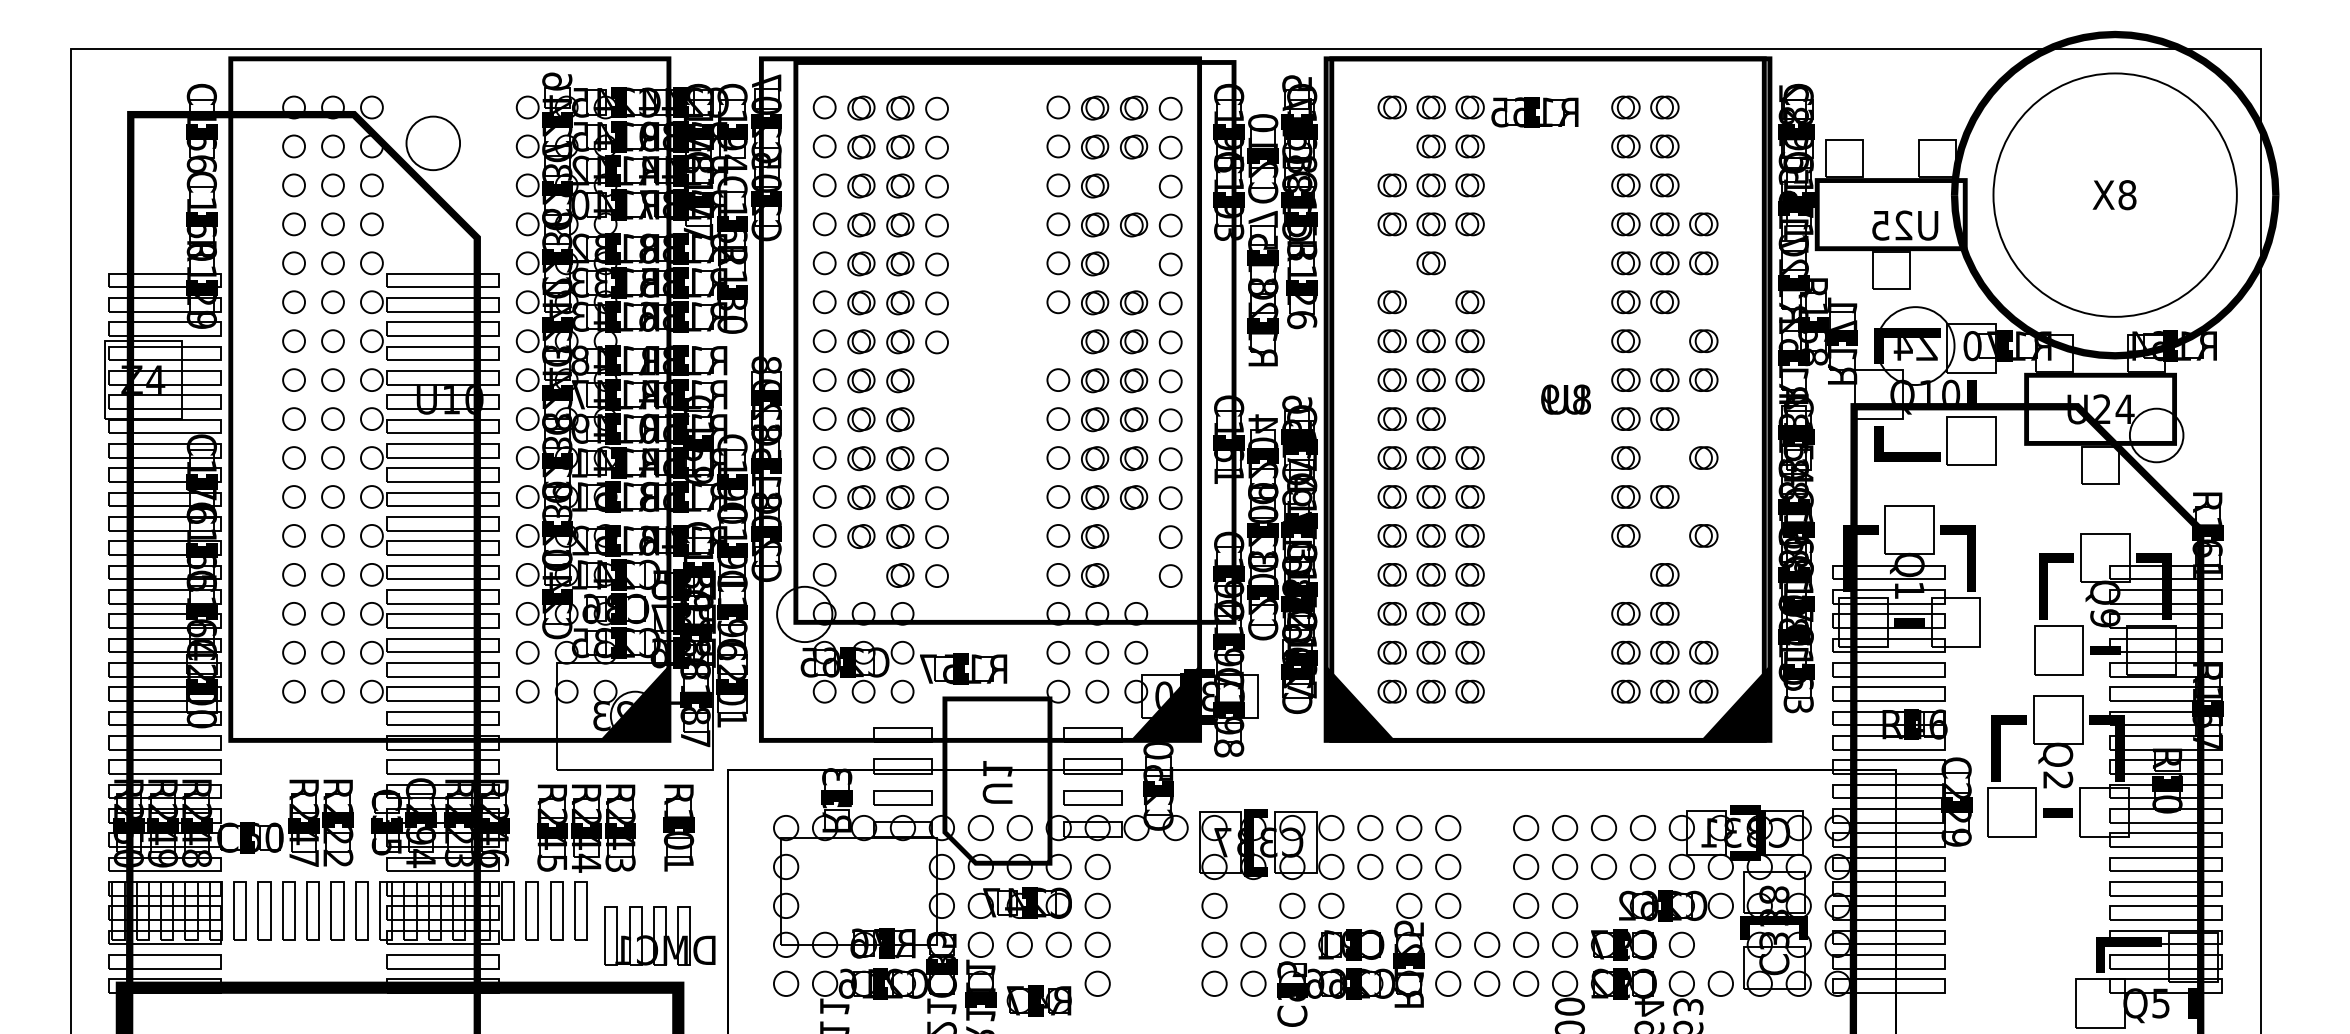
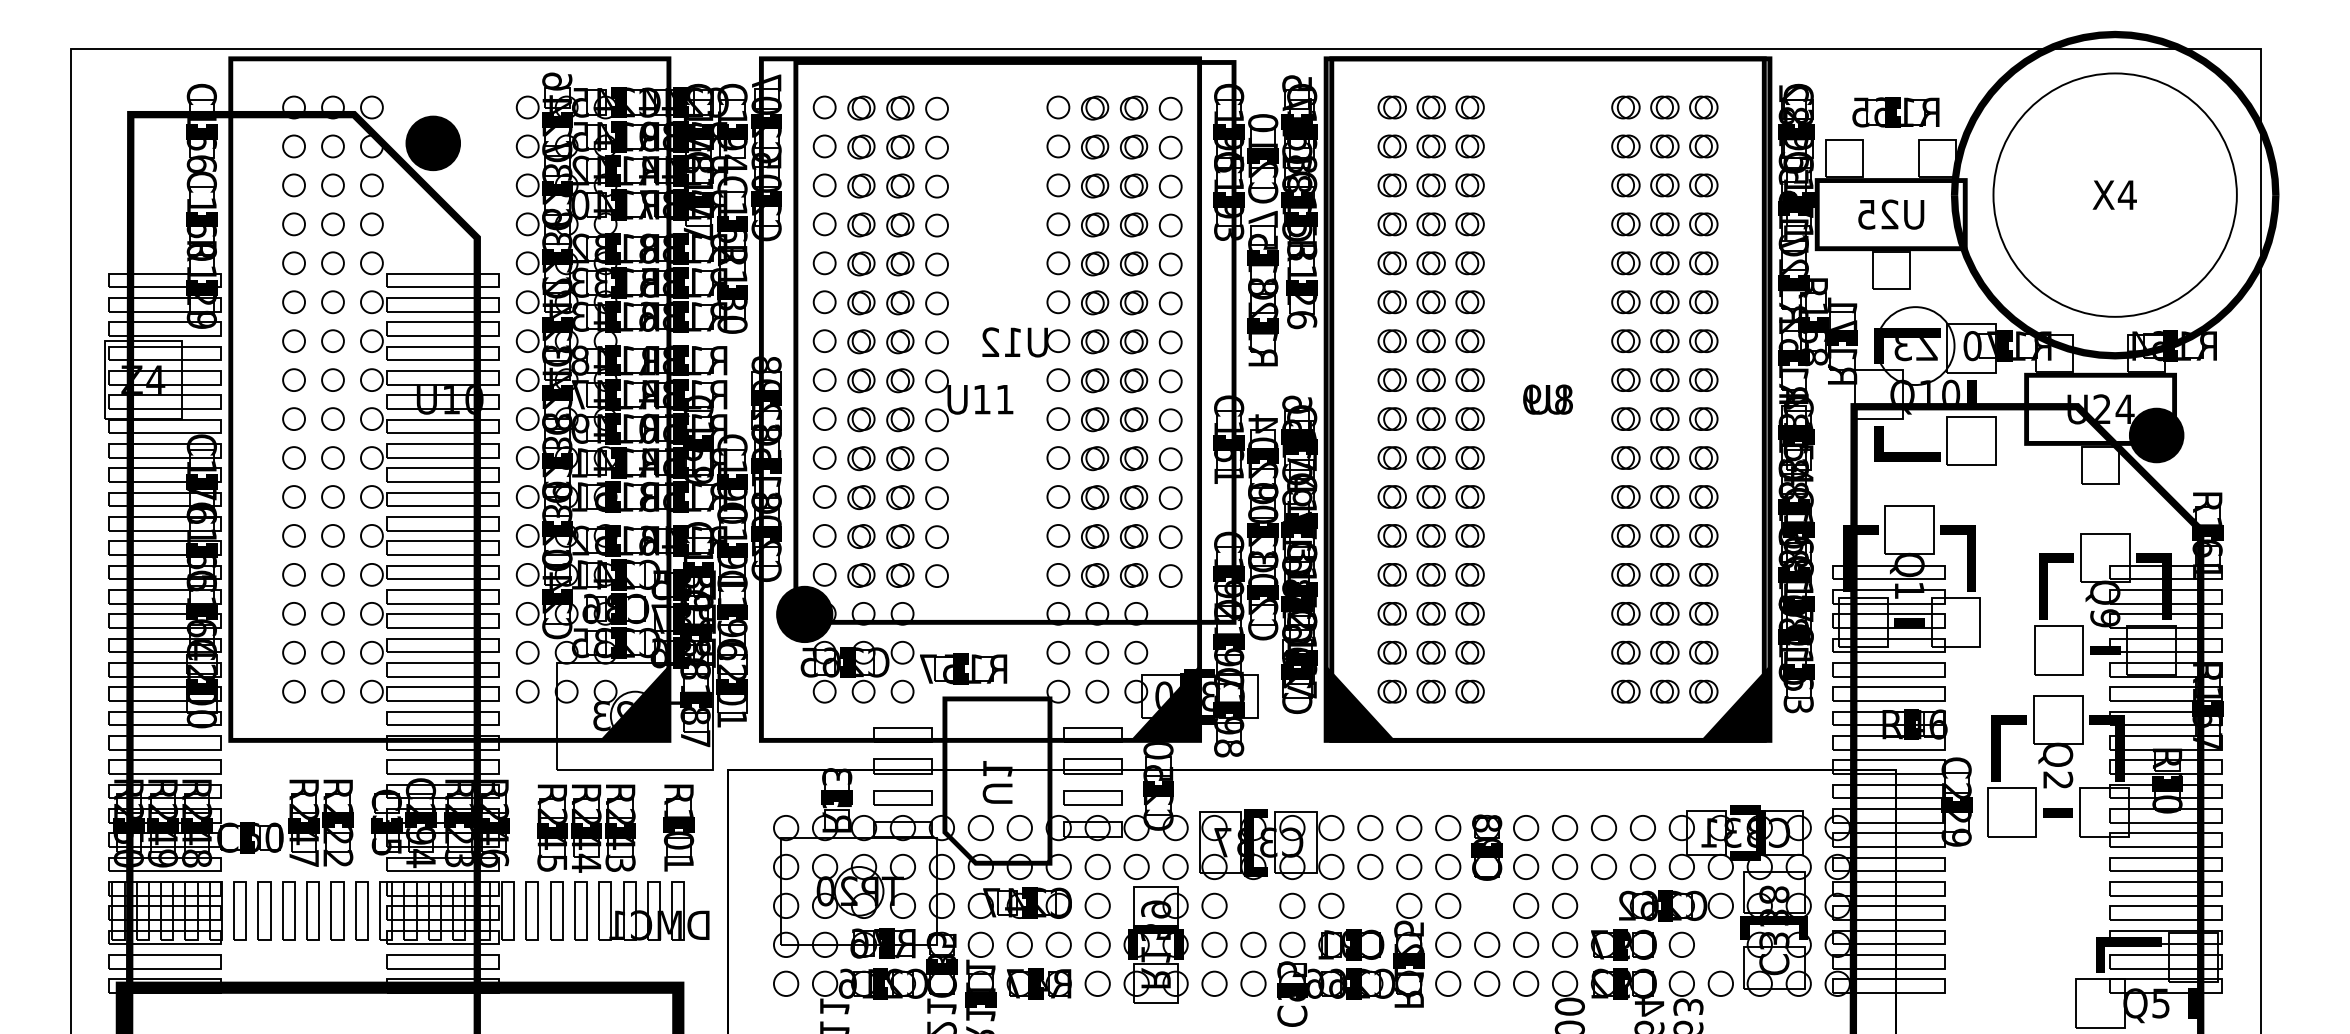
part: none -> present (1703, 107)
part position: (1534, 112) -> (1895, 112) (1895, 112)
fill: none -> present (433, 143)
part: none -> present (1391, 146)
part: none -> present (1703, 146)
part: none -> present (1134, 185)
part: none -> present (1703, 185)
text: X8 -> X4 (2126, 195)
text position: (1905, 225) -> (1891, 214) (1891, 214)
part: none -> present (1134, 263)
part: none -> present (1391, 263)
part: none -> present (1469, 263)
part: none -> present (1430, 302)
part: none -> present (1703, 302)
part: none -> present (1664, 340)
part: none -> present (1026, 342)
text: Z4 -> Z3 (1902, 349)
text position: (1565, 399) -> (1547, 399) (1547, 399)
part: none -> present (969, 400)
part: none -> present (1469, 418)
part: none -> present (1703, 418)
fill: none -> present (2156, 435)
part: none -> present (1664, 457)
part: none -> present (1703, 496)
part: none -> present (1664, 535)
part: none -> present (1134, 536)
part: none -> present (1625, 574)
part: none -> present (1703, 574)
part: none -> present (861, 575)
part: none -> present (1134, 575)
part: none -> present (1703, 613)
fill: none -> present (804, 614)
part: none -> present (1486, 847)
part: none -> present (863, 885)
part: none -> present (1155, 928)
part position: (659, 935) -> (653, 910) (653, 910)
part position: (1038, 1000) -> (1038, 983) (1038, 983)
